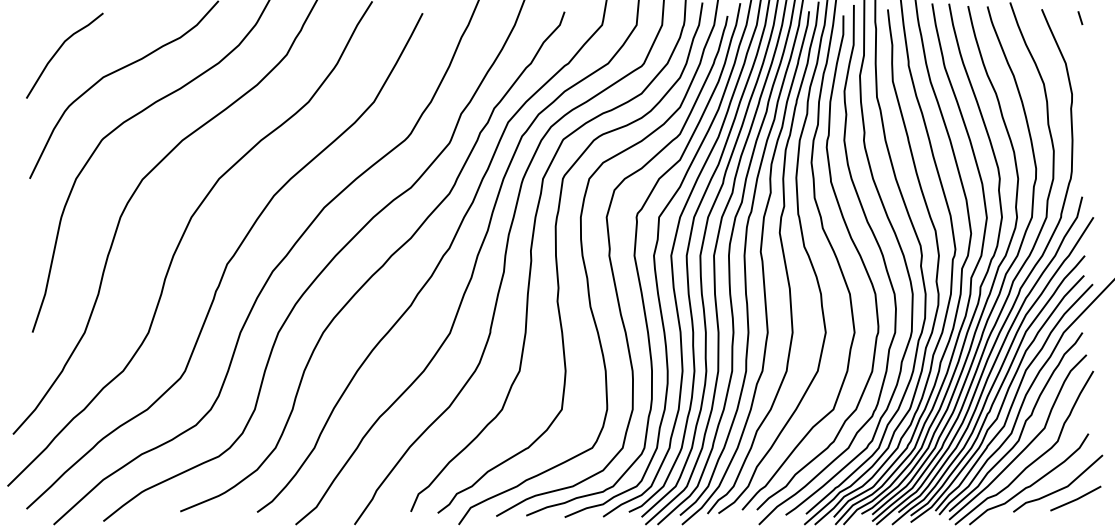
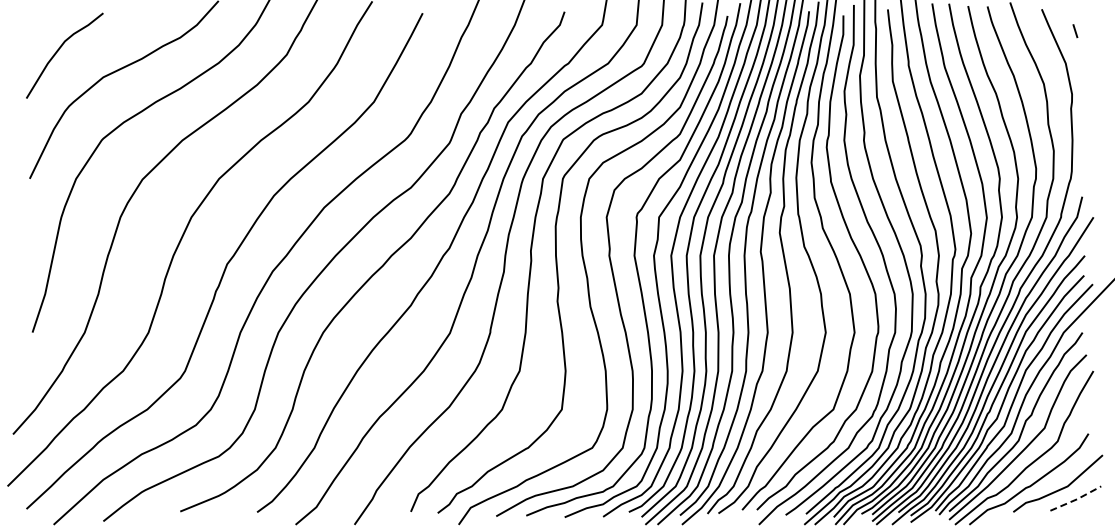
line position: (1080, 18) -> (1075, 31) (1075, 31)
line: solid -> dashed (1077, 499)
